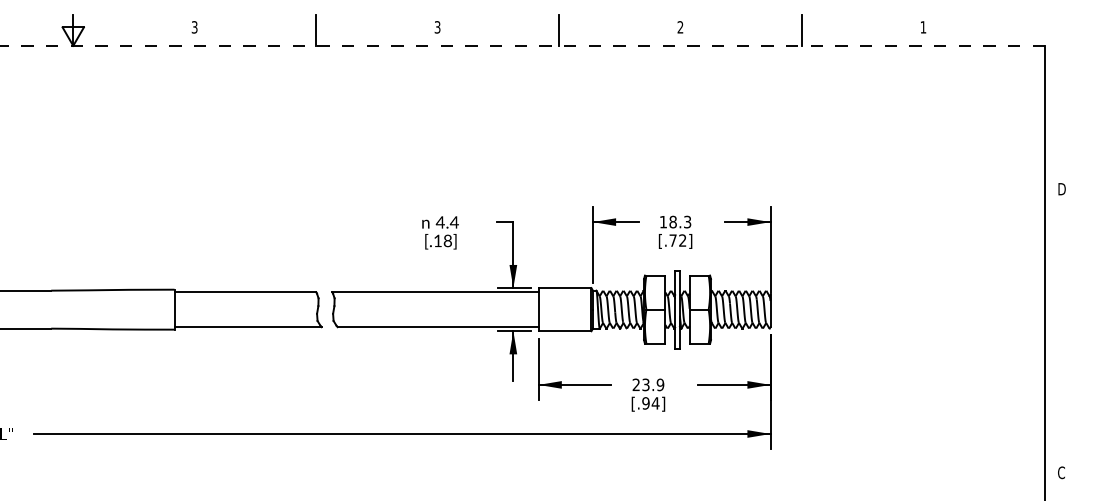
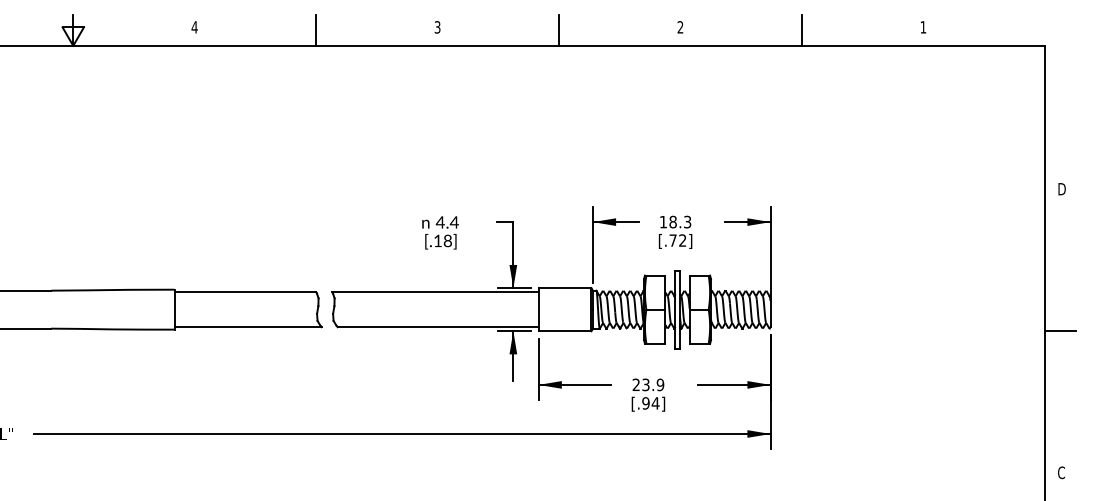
text: 3 -> 4 (194, 27)
line: dashed -> solid (522, 45)
line: none -> present (1059, 331)
